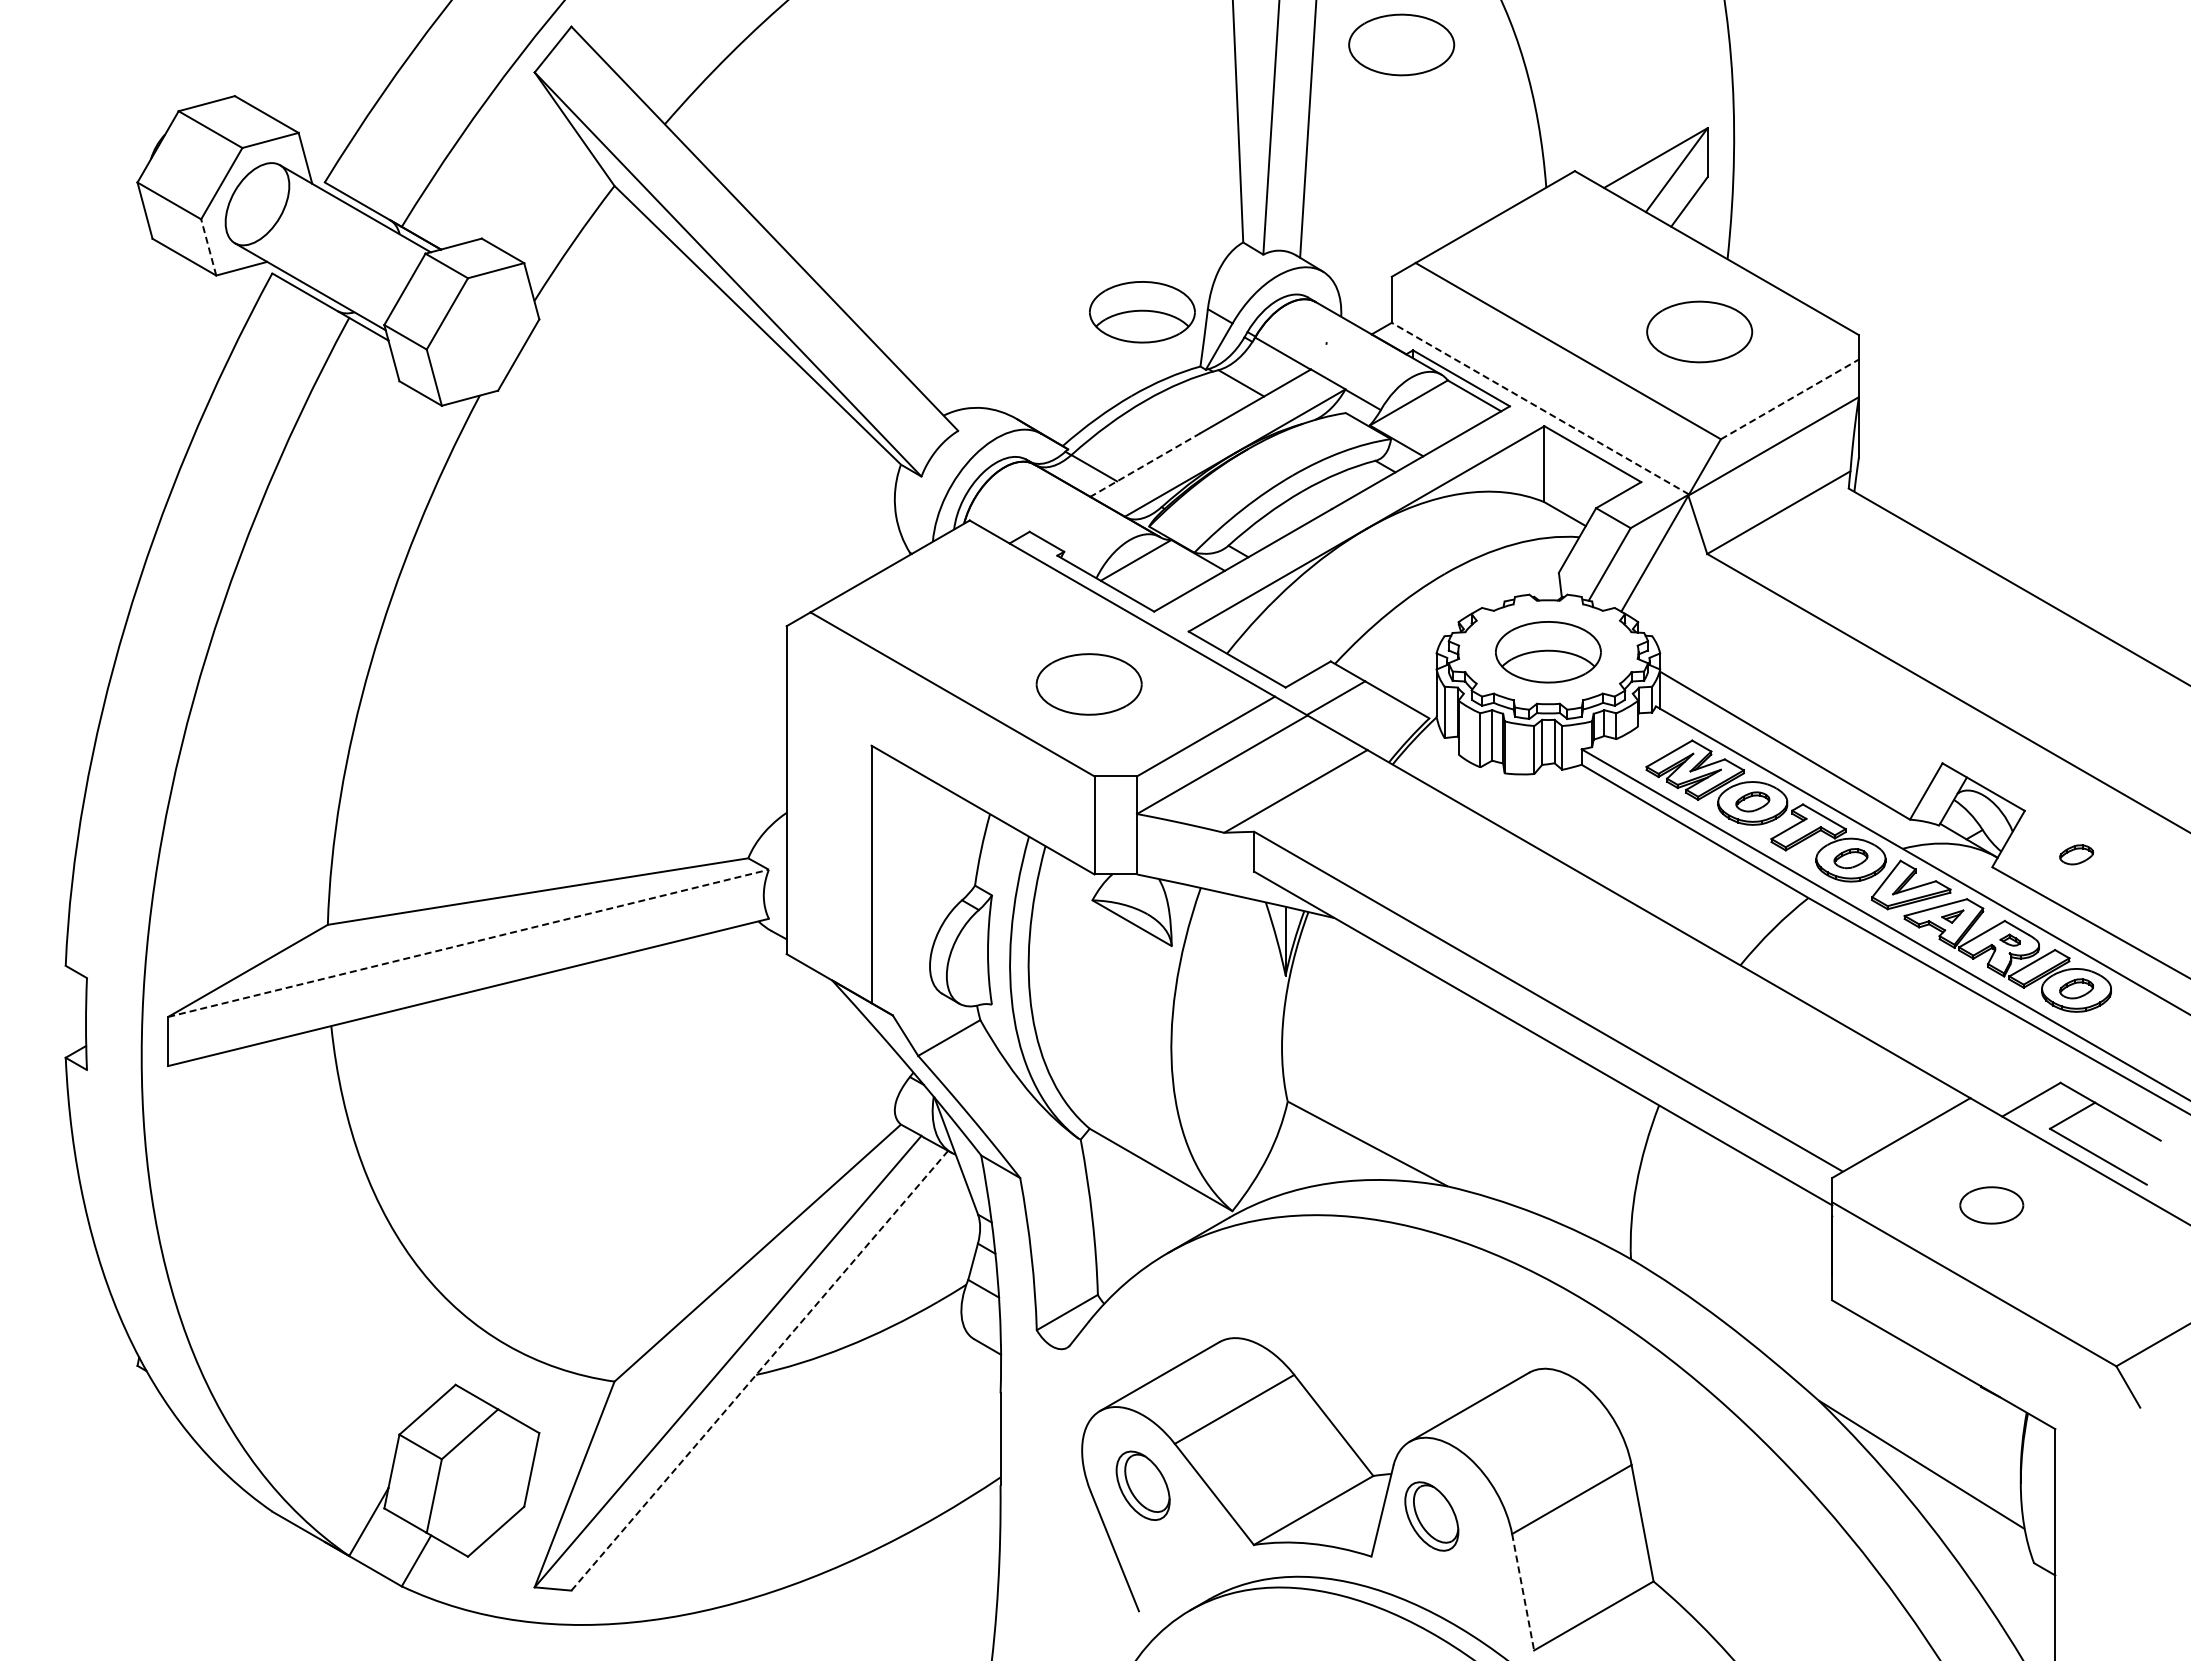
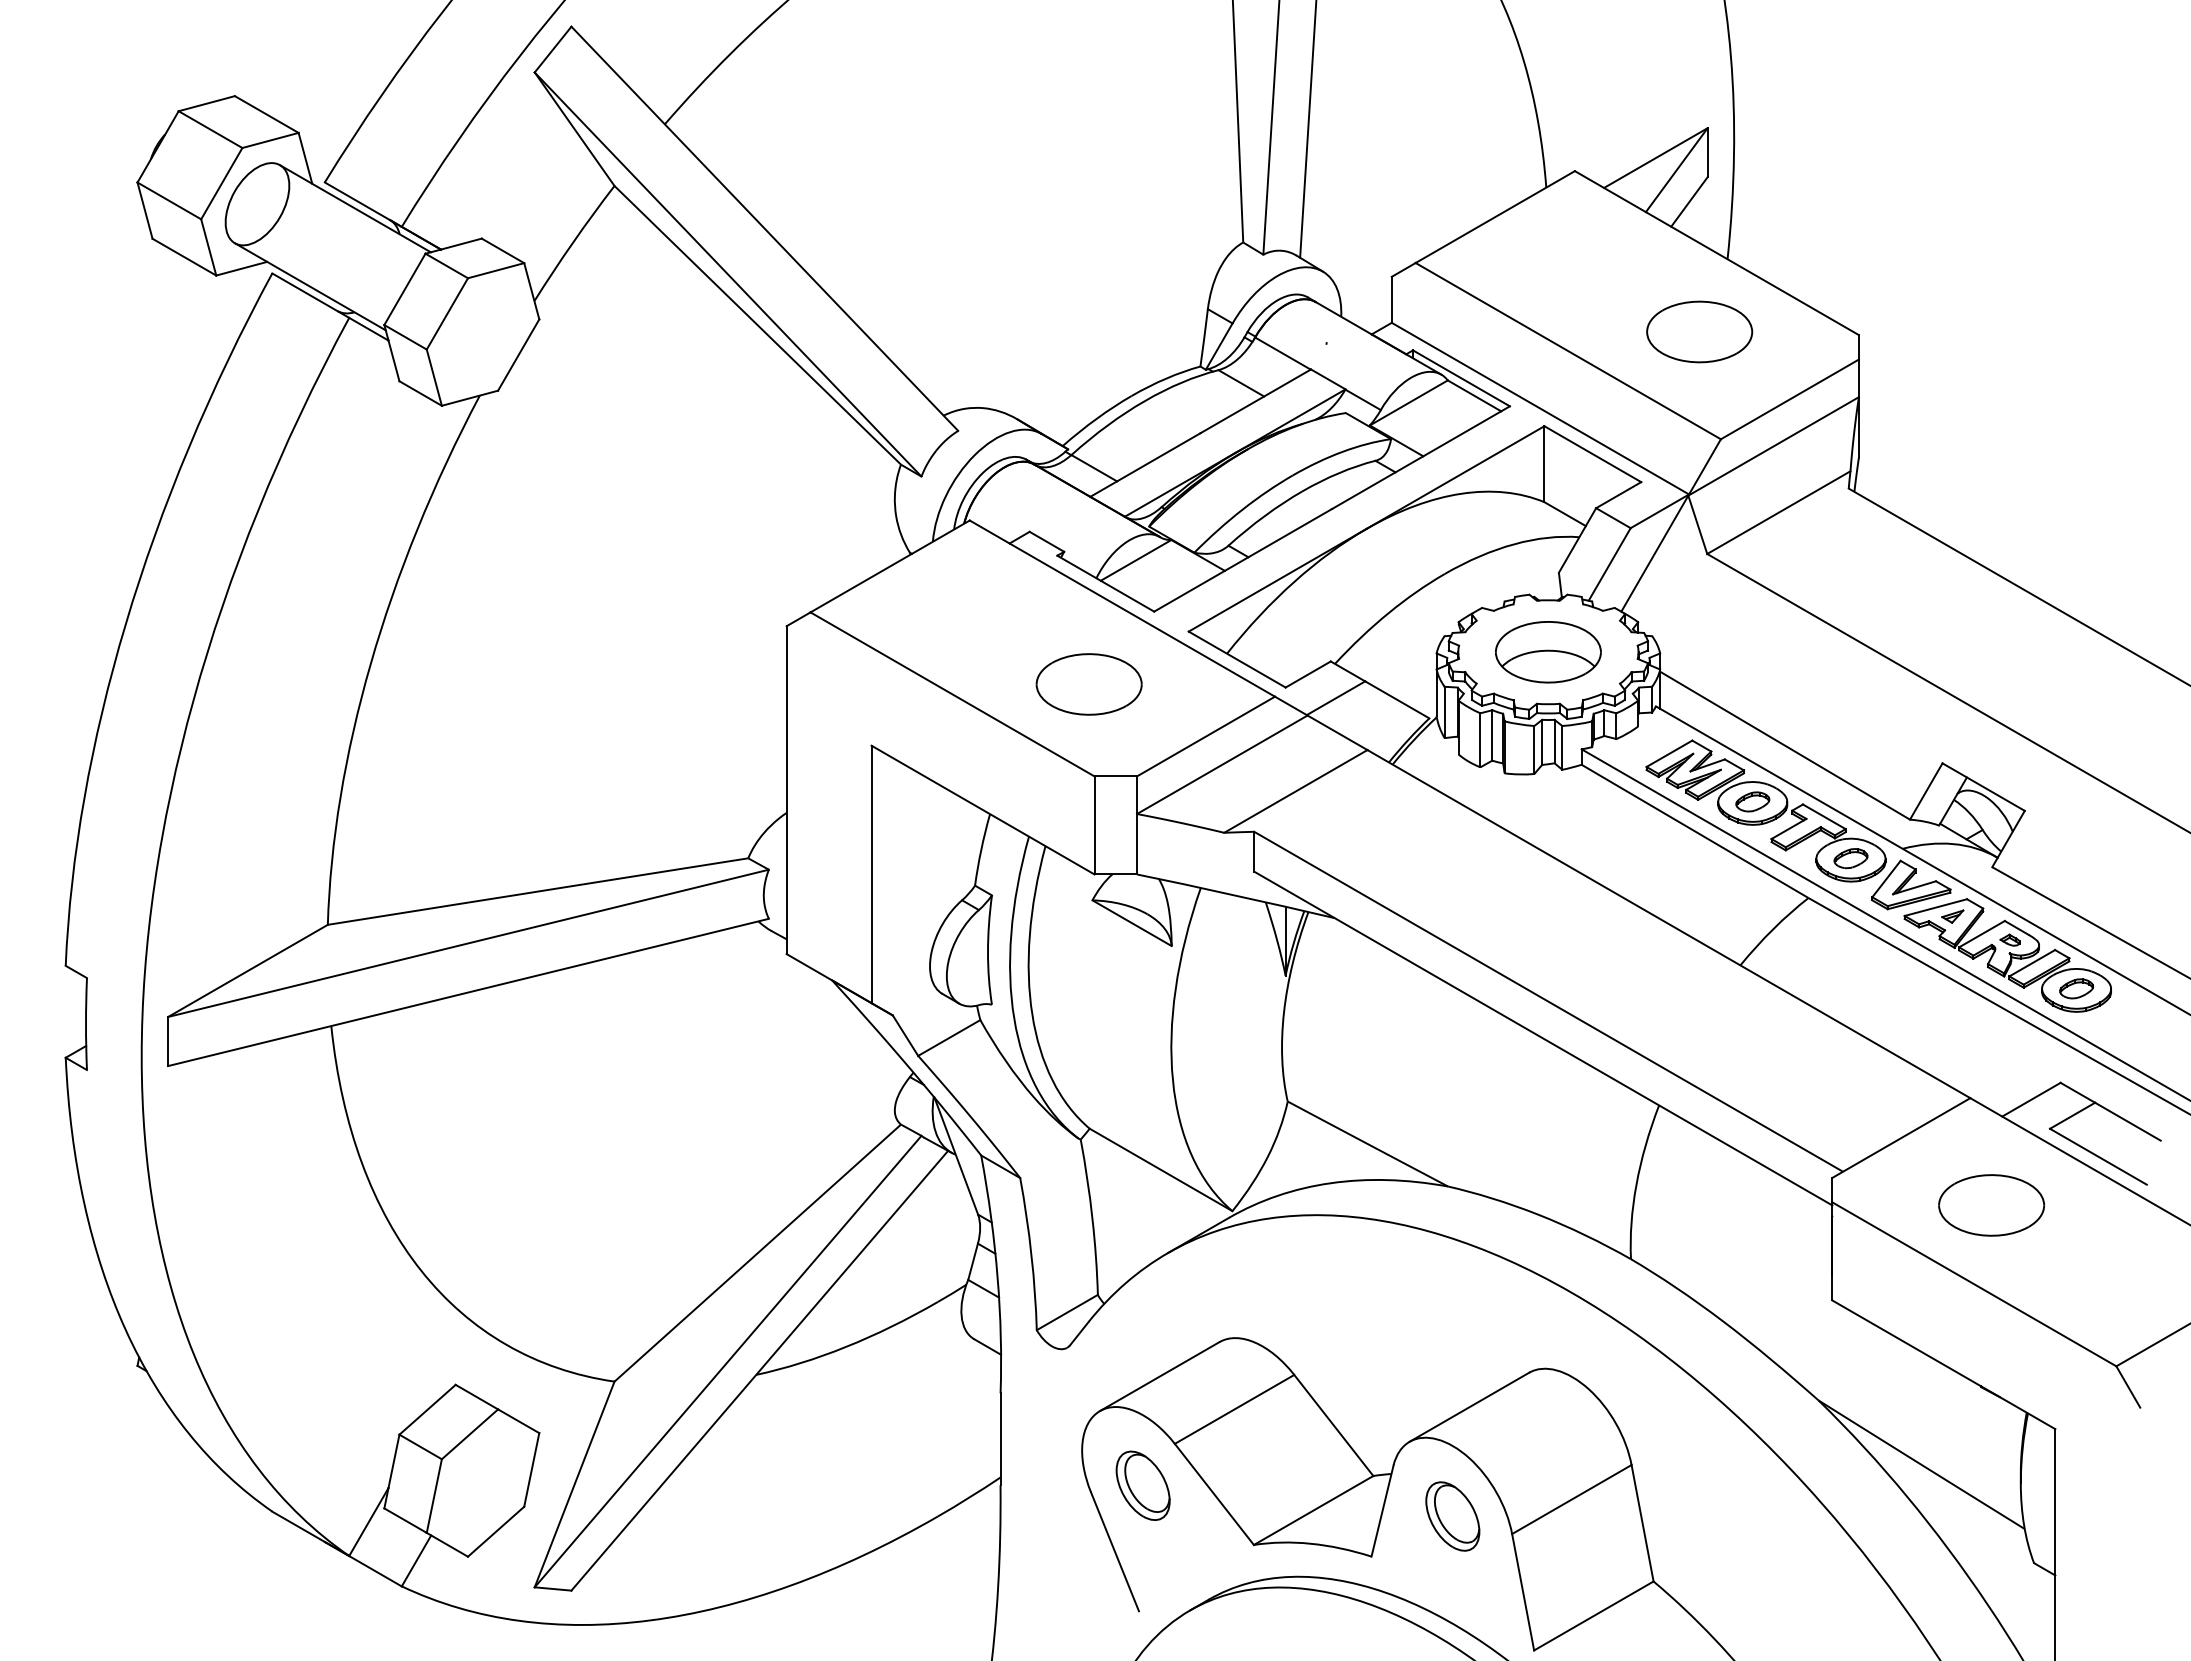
part: present -> none (1401, 44)
line: dashed -> solid (208, 246)
part: present -> none (1142, 312)
line: dashed -> solid (1789, 399)
line: dashed -> solid (1540, 408)
line: dashed -> solid (1145, 465)
part: present -> none (2076, 854)
line: dashed -> solid (469, 943)
part size: 66x39 px -> 108x63 px (1991, 1205)
line: dashed -> solid (759, 1370)
part position: (1431, 1516) -> (1452, 1516) (1452, 1516)
line: dashed -> solid (1523, 1592)
